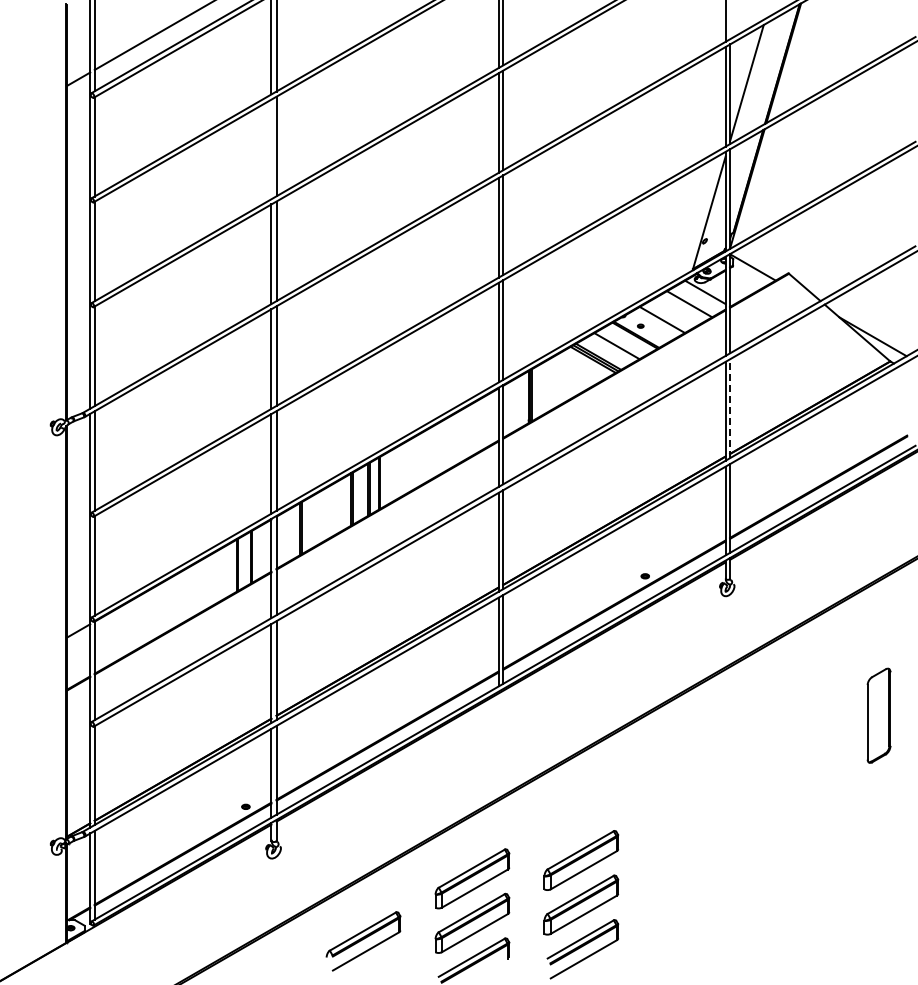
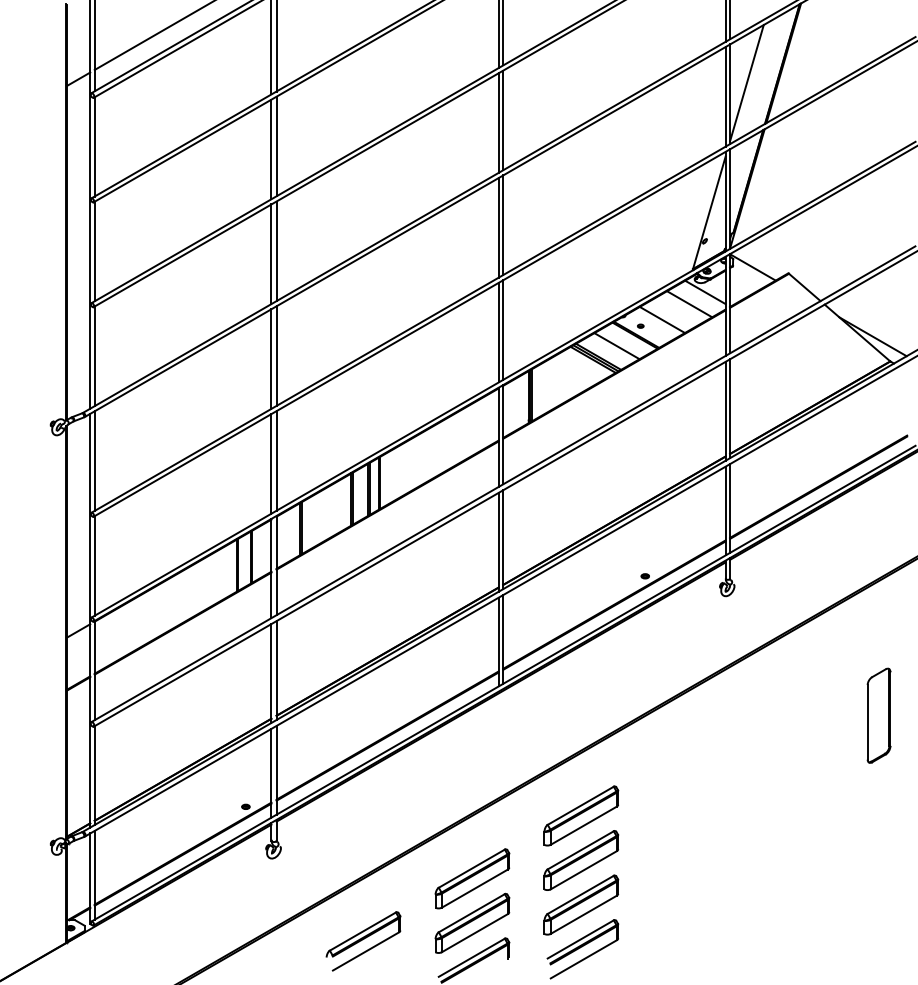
line: none -> present (730, 20)
line: none -> present (271, 149)
line: dashed -> solid (730, 408)
part: none -> present (581, 815)
